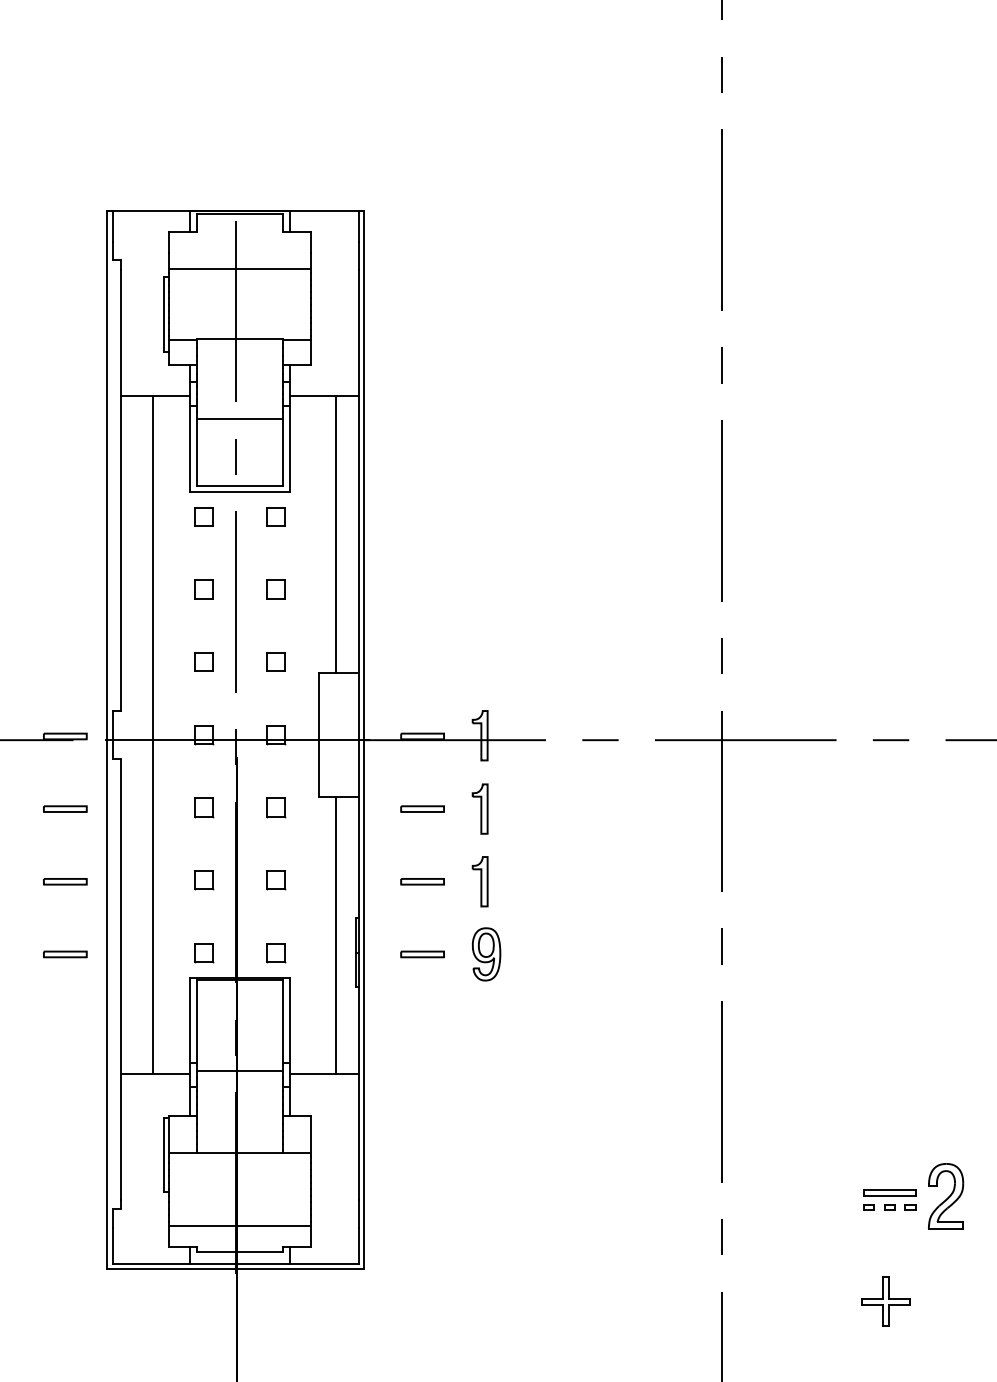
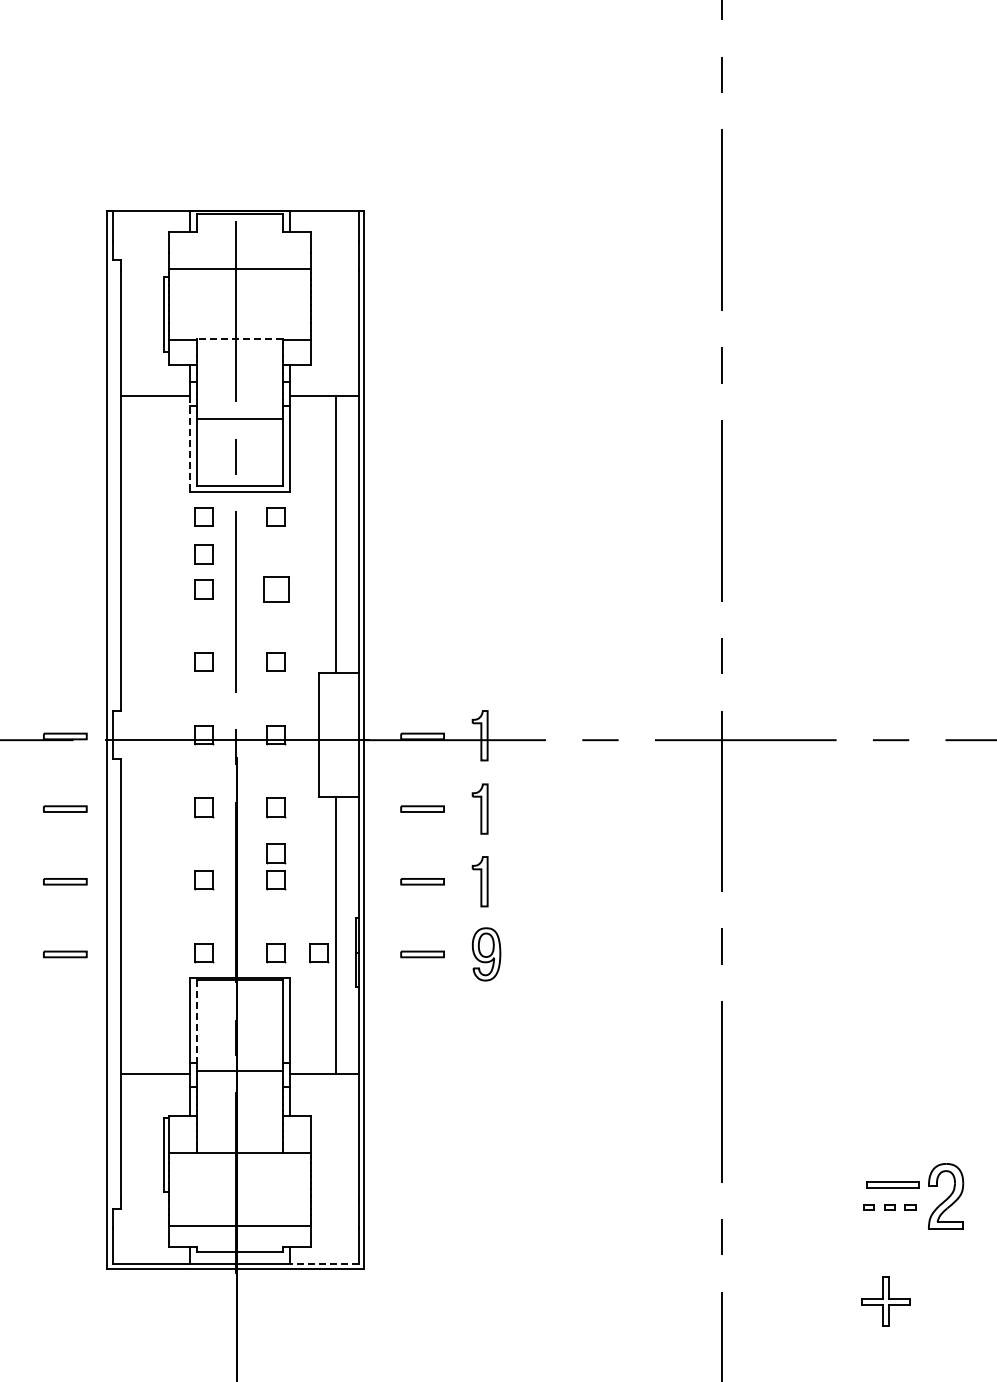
line: solid -> dashed (239, 339)
line: solid -> dashed (189, 444)
part: none -> present (203, 554)
part size: 20x21 px -> 27x27 px (276, 589)
line: present -> none (152, 734)
part: none -> present (276, 853)
part: none -> present (319, 953)
line: solid -> dashed (197, 1022)
part position: (889, 1192) -> (892, 1184) (892, 1184)
line: solid -> dashed (323, 1263)
